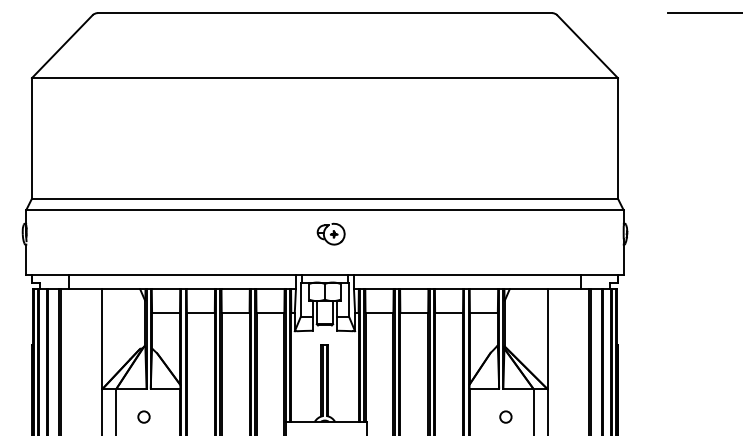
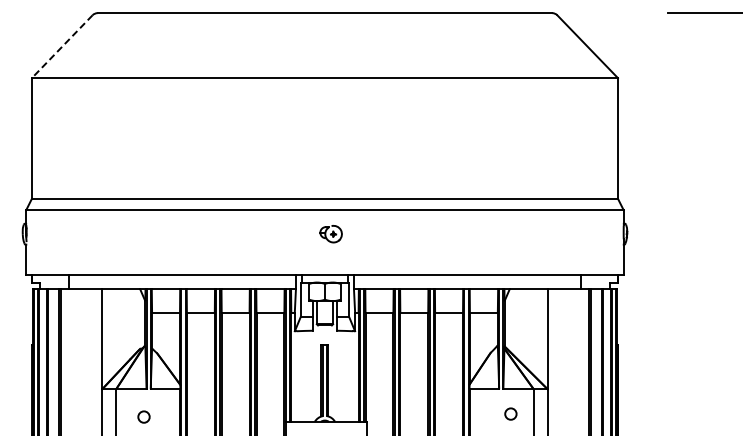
line: solid -> dashed (62, 46)
part size: 30x24 px -> 24x19 px (330, 234)
circle position: (505, 416) -> (510, 413) (510, 413)
